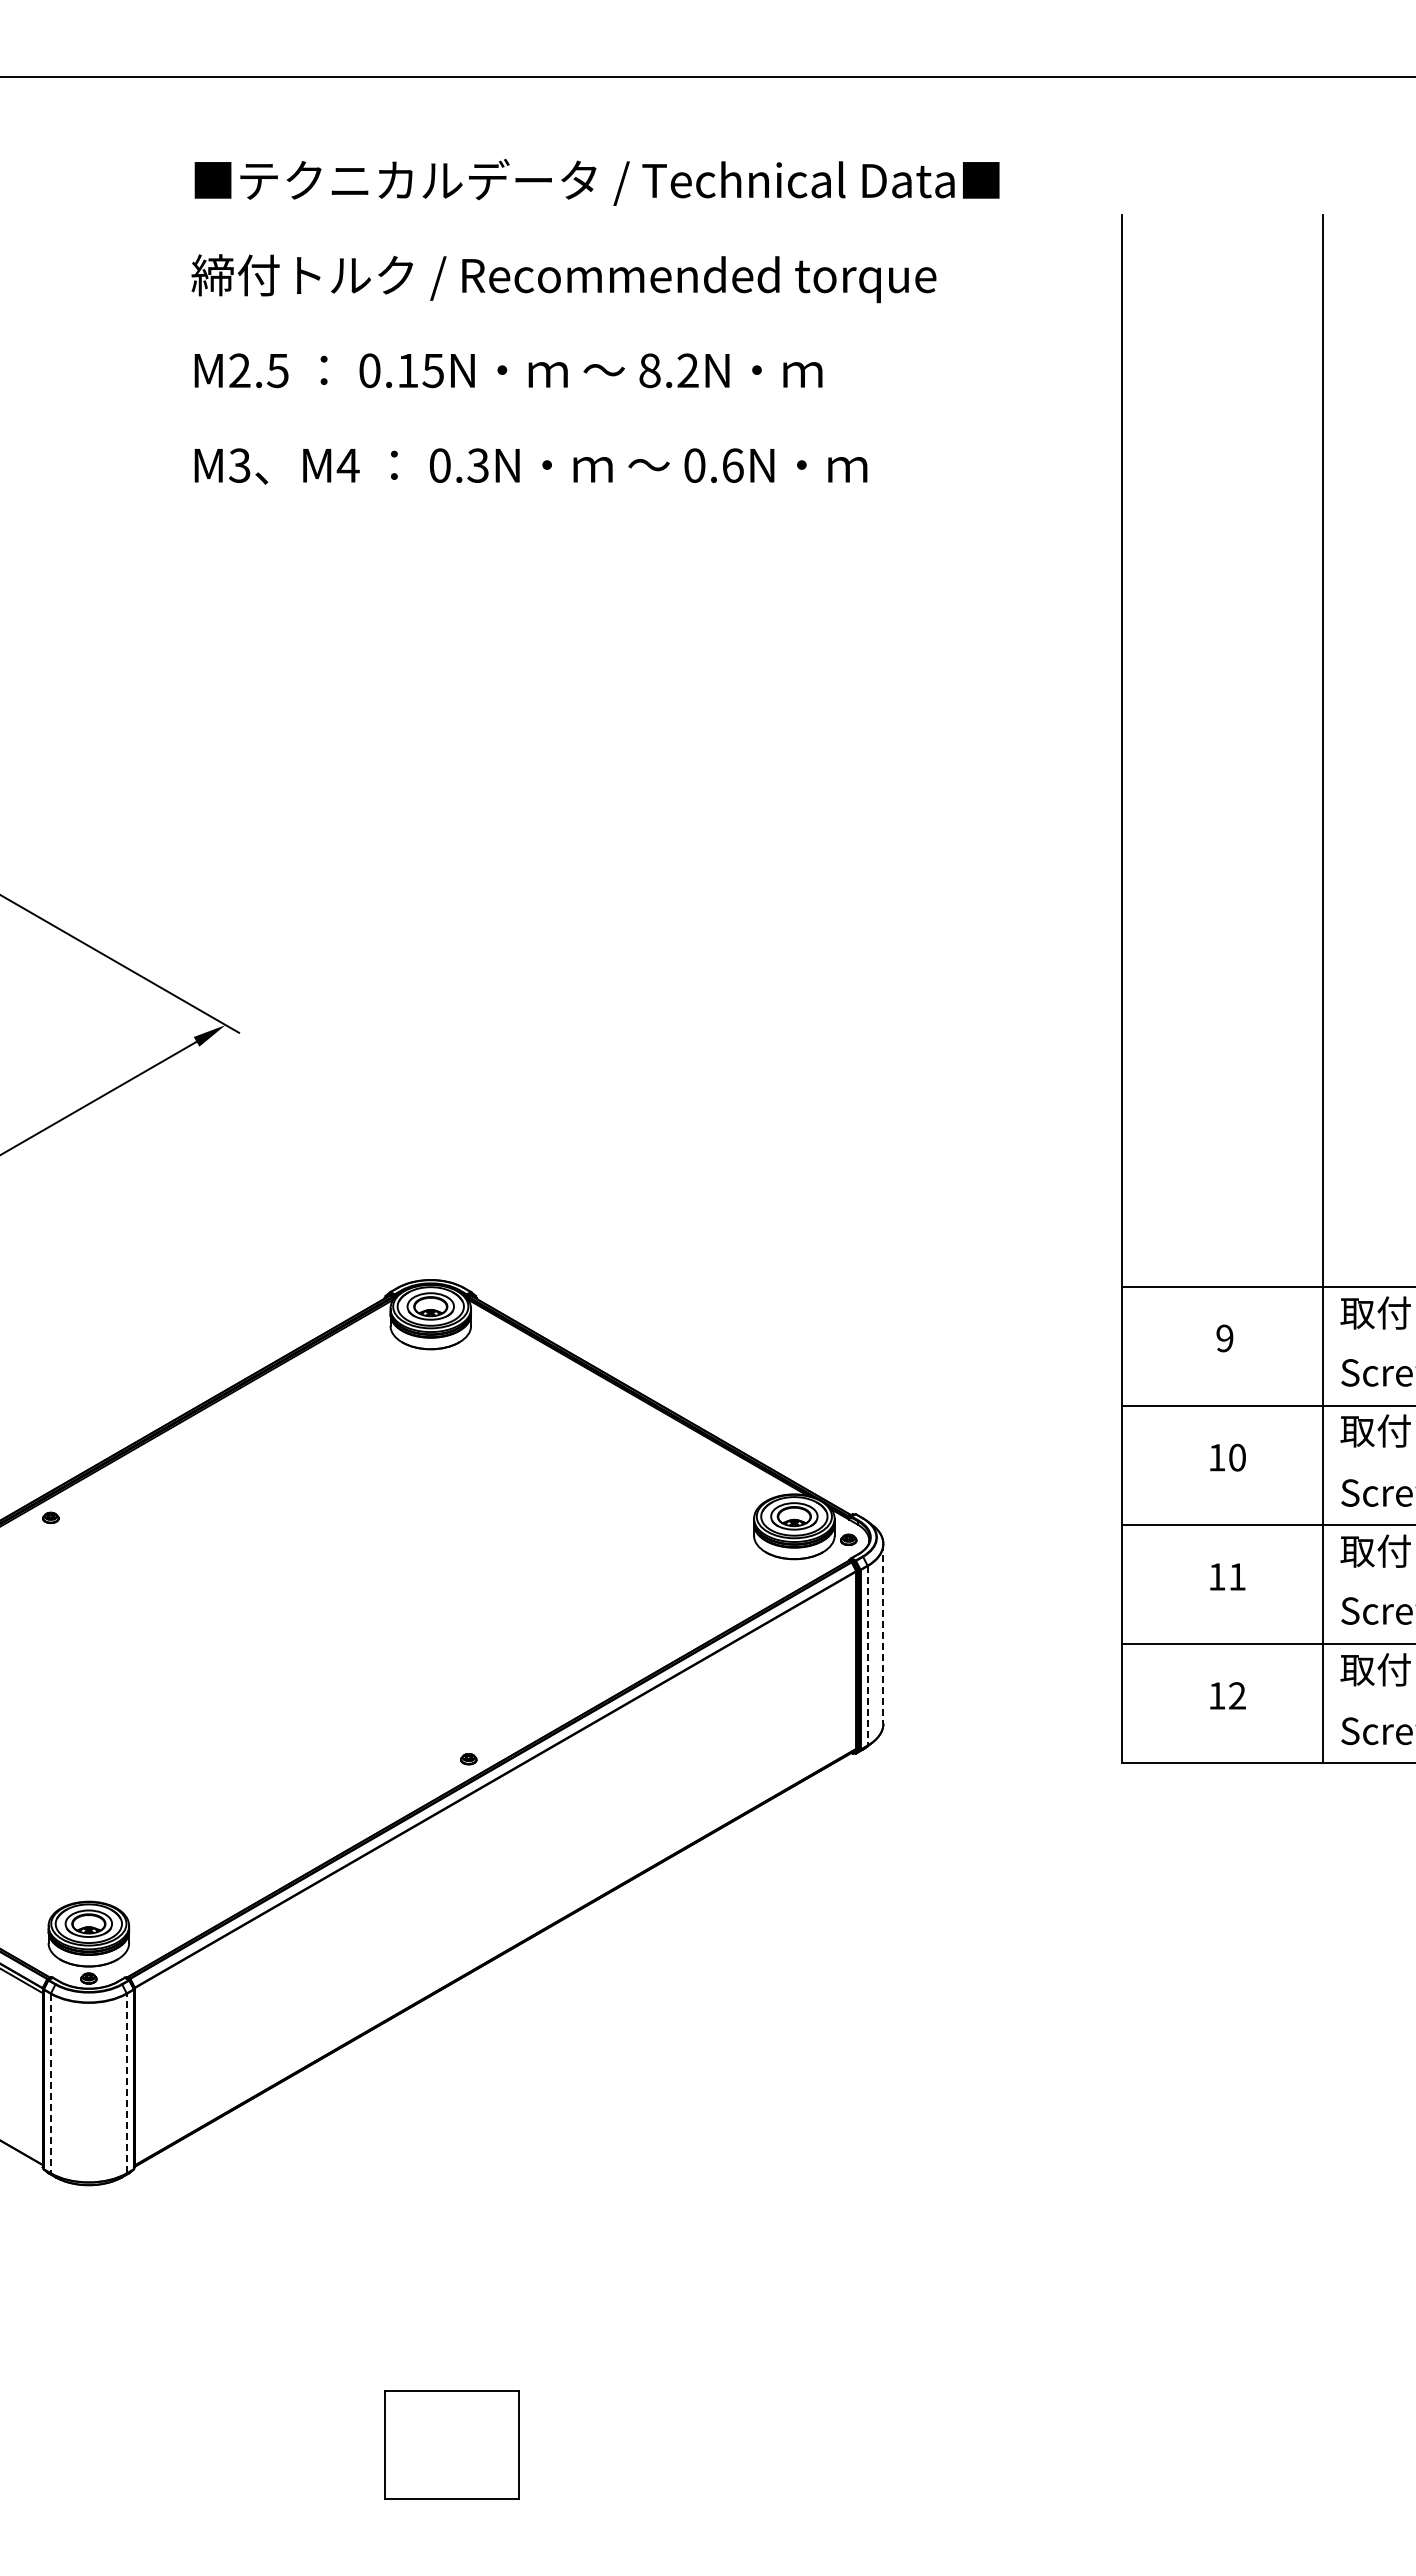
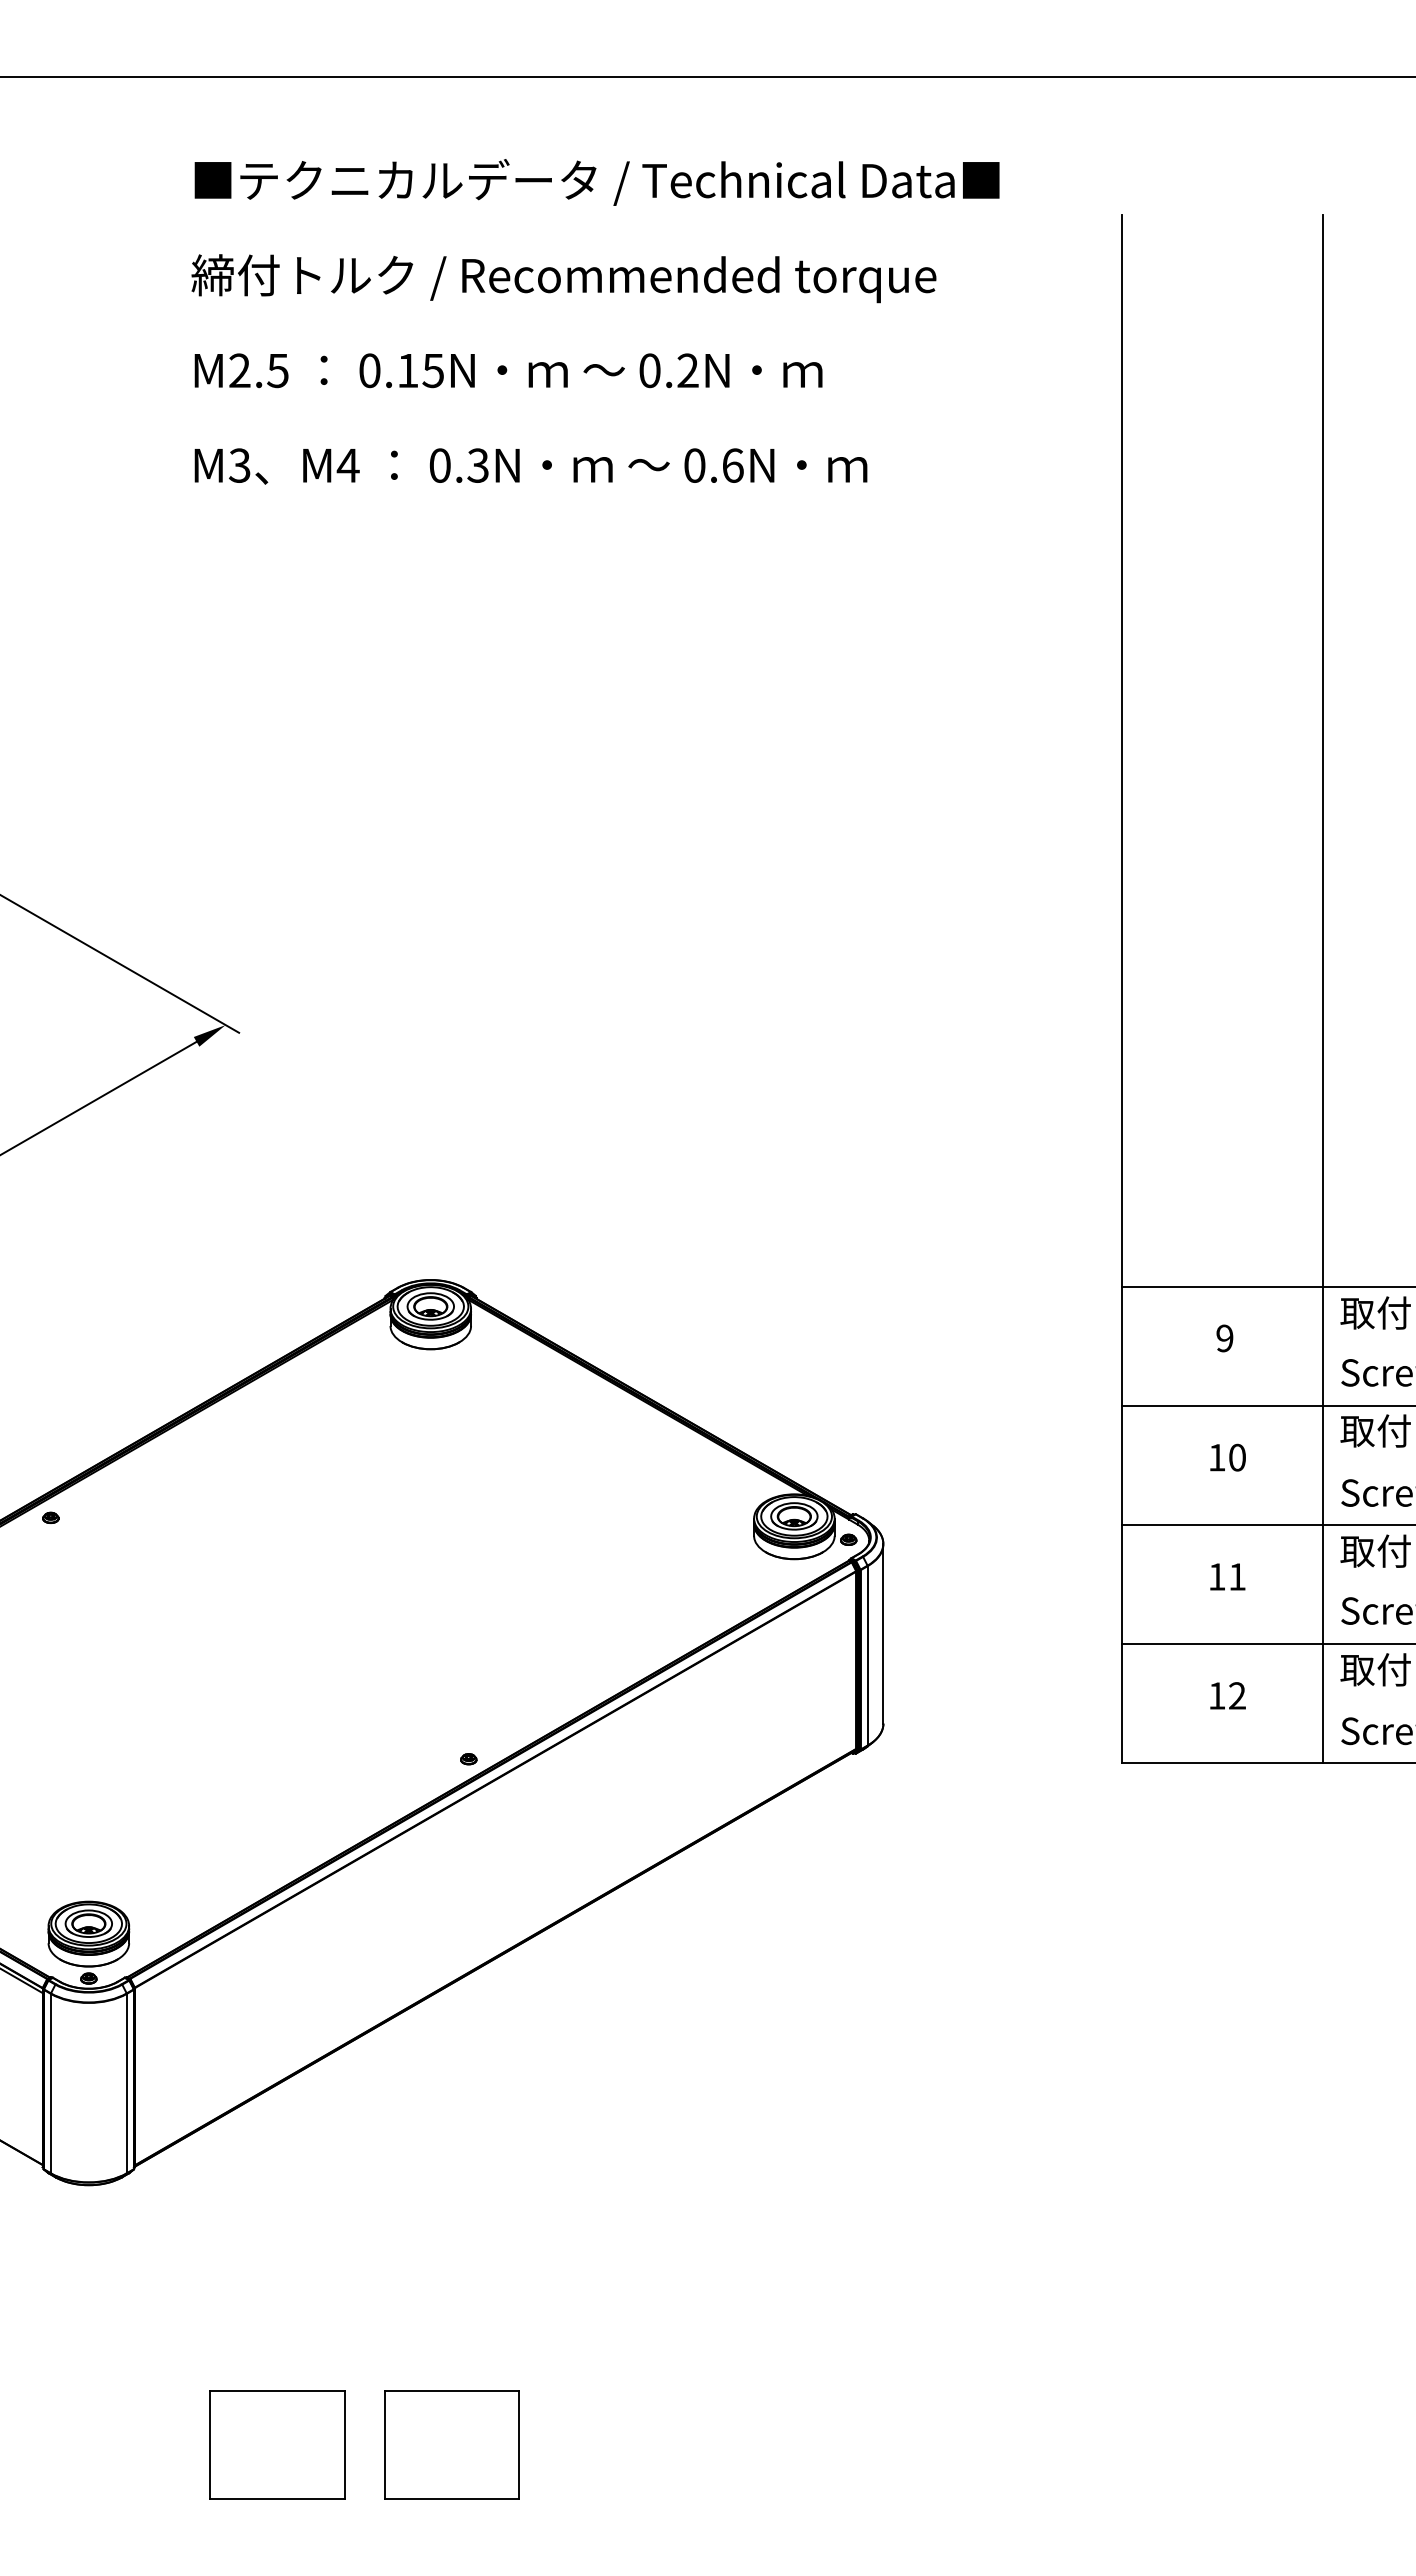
text: 8.2N -> 0.2N (649, 370)
line: dashed -> solid (883, 1633)
line: dashed -> solid (867, 1655)
line: dashed -> solid (50, 2083)
line: dashed -> solid (126, 2083)
part: none -> present (277, 2444)
